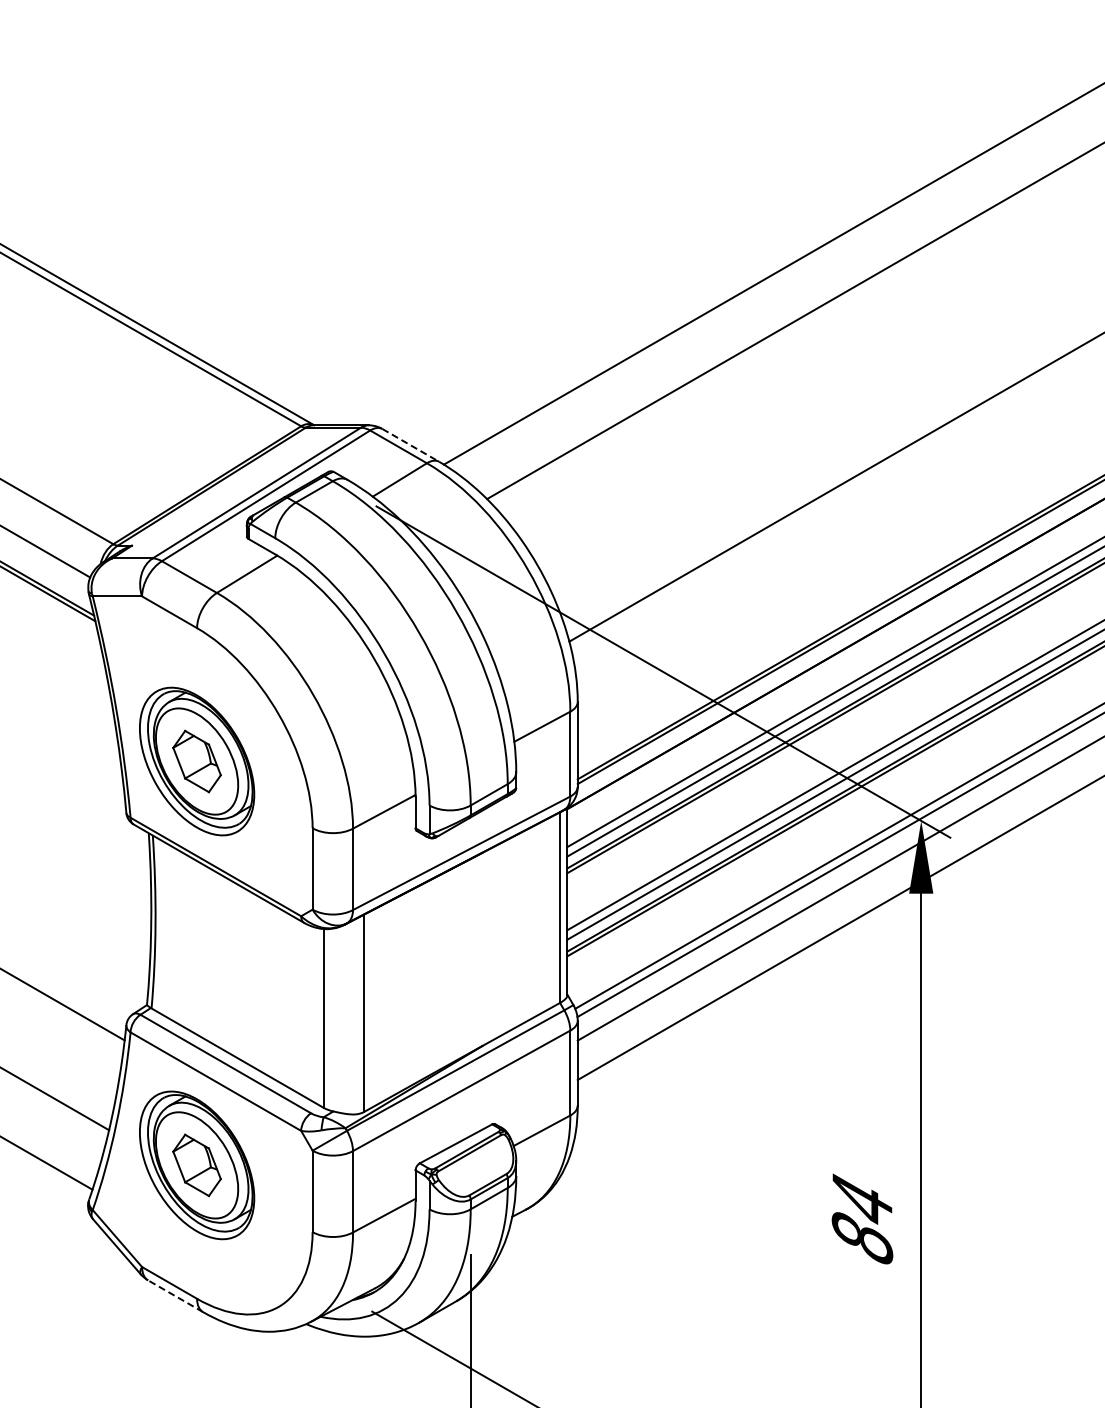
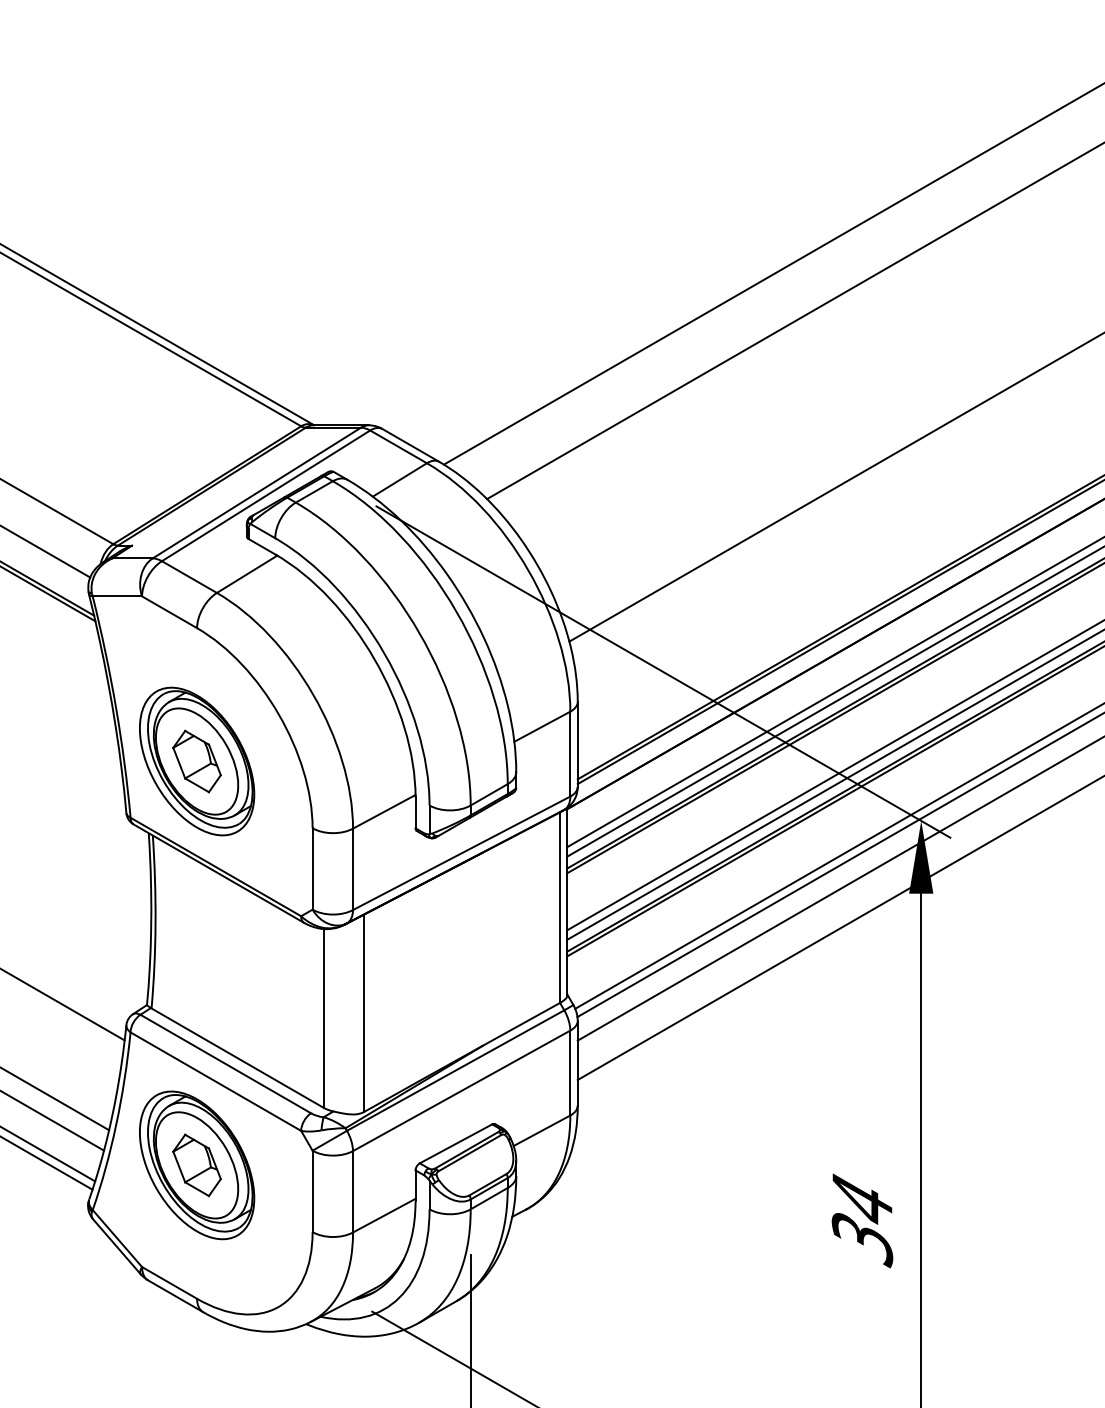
line: dashed -> solid (410, 445)
line: none -> present (53, 1121)
line: none -> present (48, 1154)
text: 84 -> 34 (862, 1240)
line: dashed -> solid (175, 1296)
